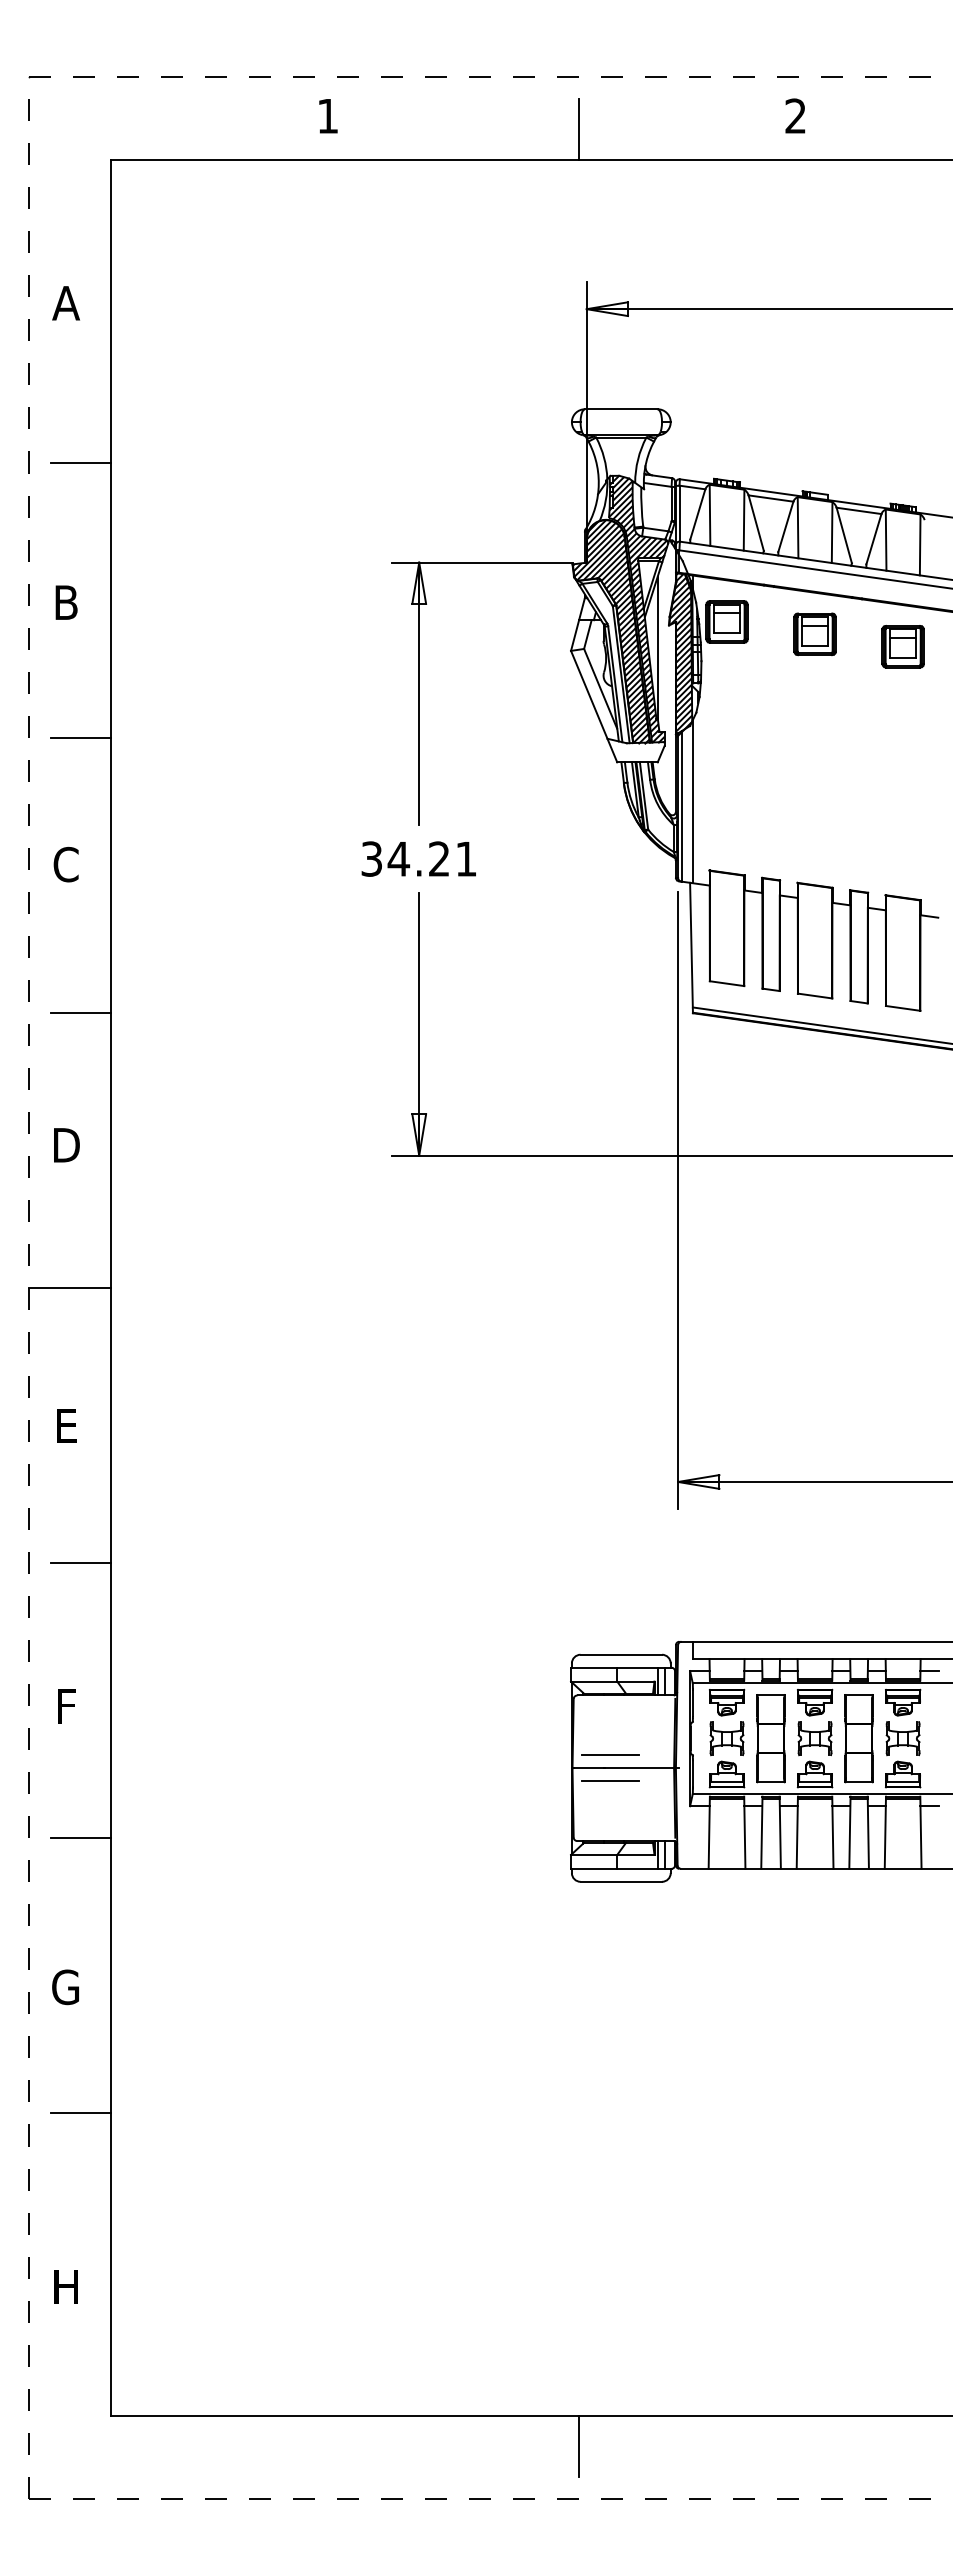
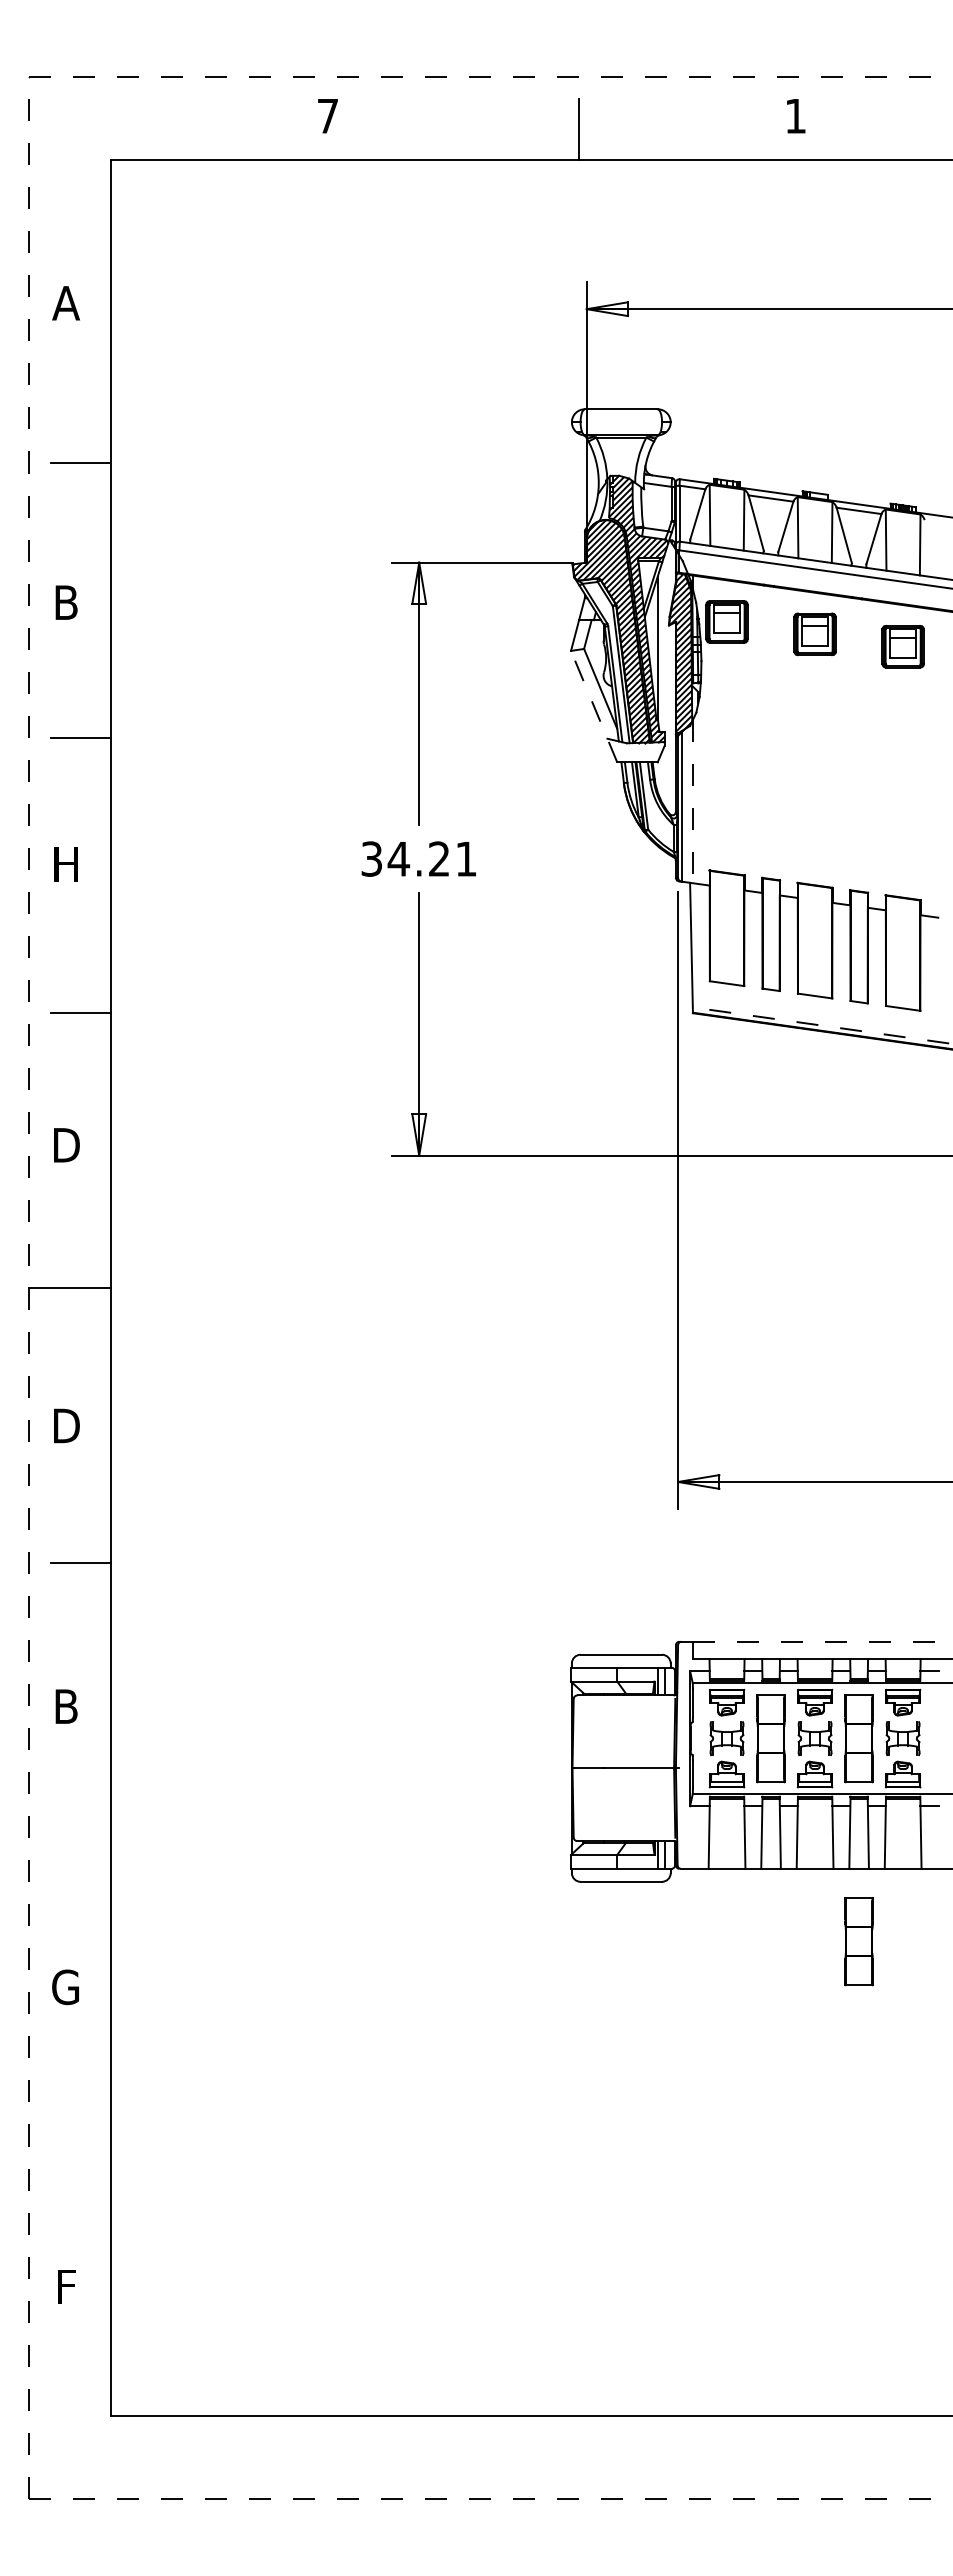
text: 2 -> 1 (795, 115)
text: 1 -> 7 (327, 116)
line: solid -> dashed (593, 706)
line: solid -> dashed (693, 801)
text: C -> H (65, 864)
line: solid -> dashed (822, 1025)
text: E -> D (66, 1425)
line: solid -> dashed (822, 1641)
text: F -> B (66, 1706)
line: present -> none (610, 1755)
line: present -> none (610, 1780)
line: present -> none (80, 1838)
part: none -> present (858, 1941)
line: present -> none (80, 2113)
text: H -> F (65, 2286)
line: present -> none (579, 2446)
